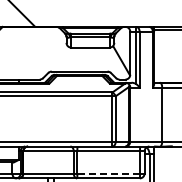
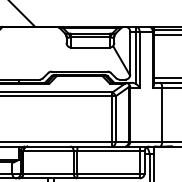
line: none -> present (166, 34)
line: none -> present (166, 77)
line: dashed -> solid (108, 173)
